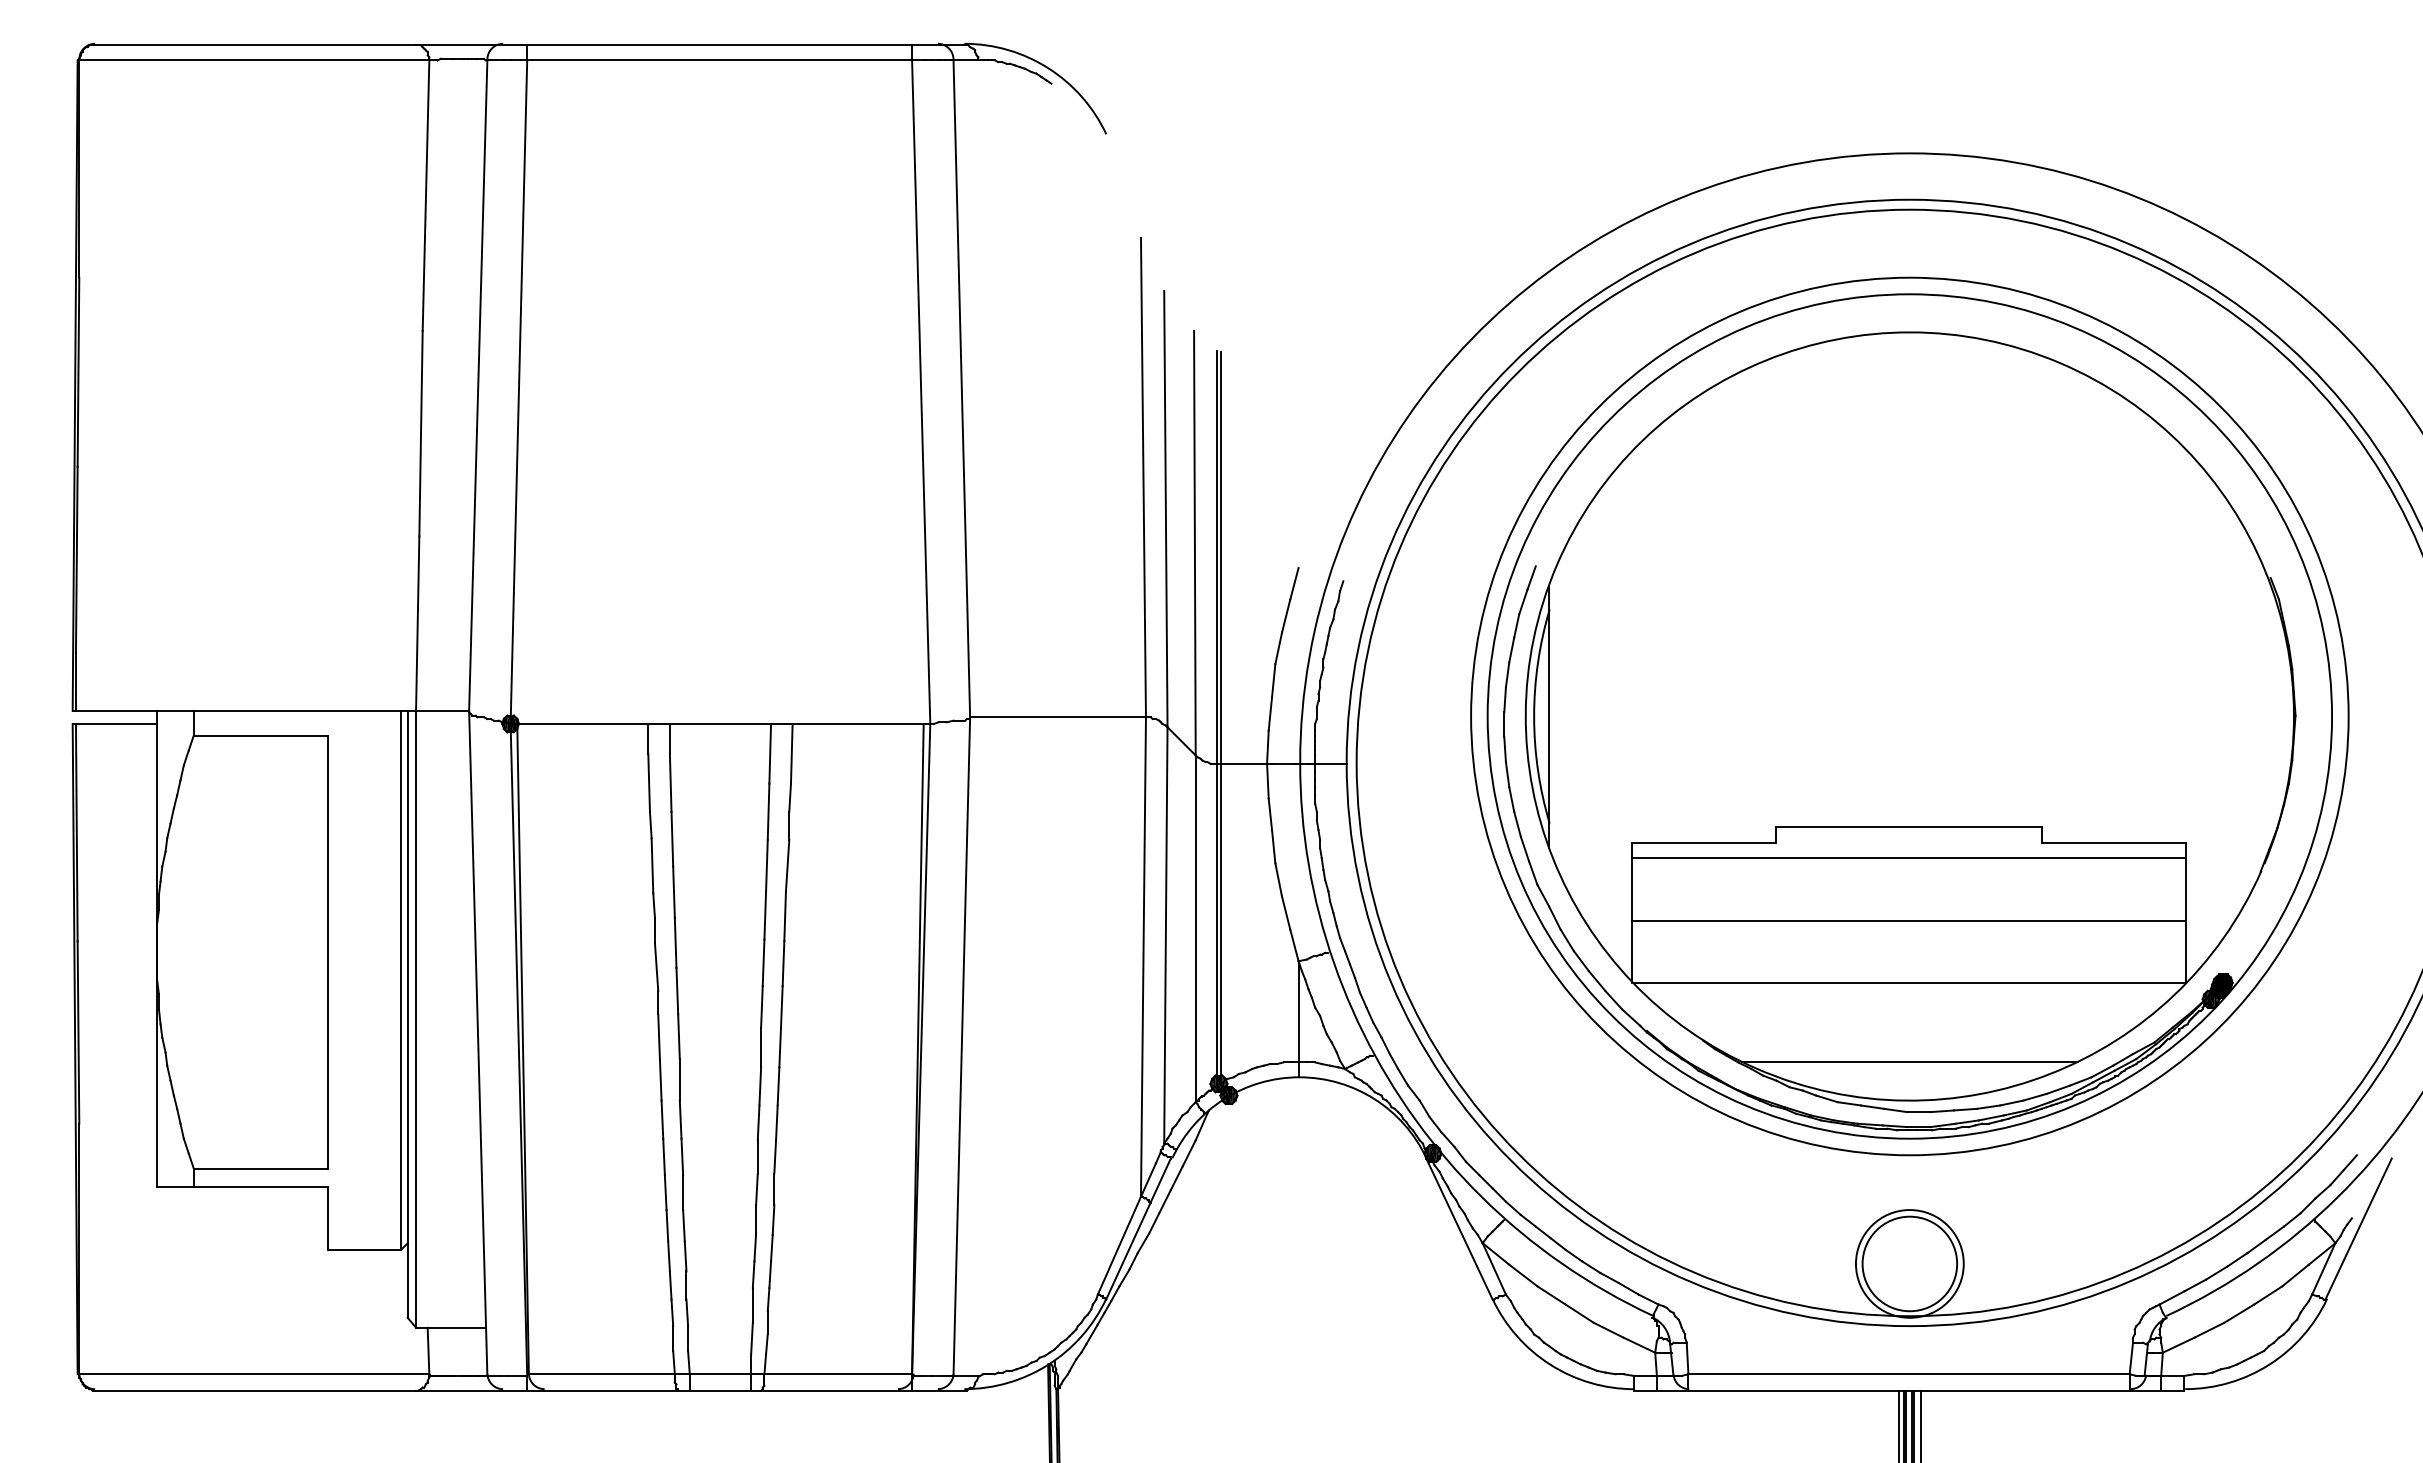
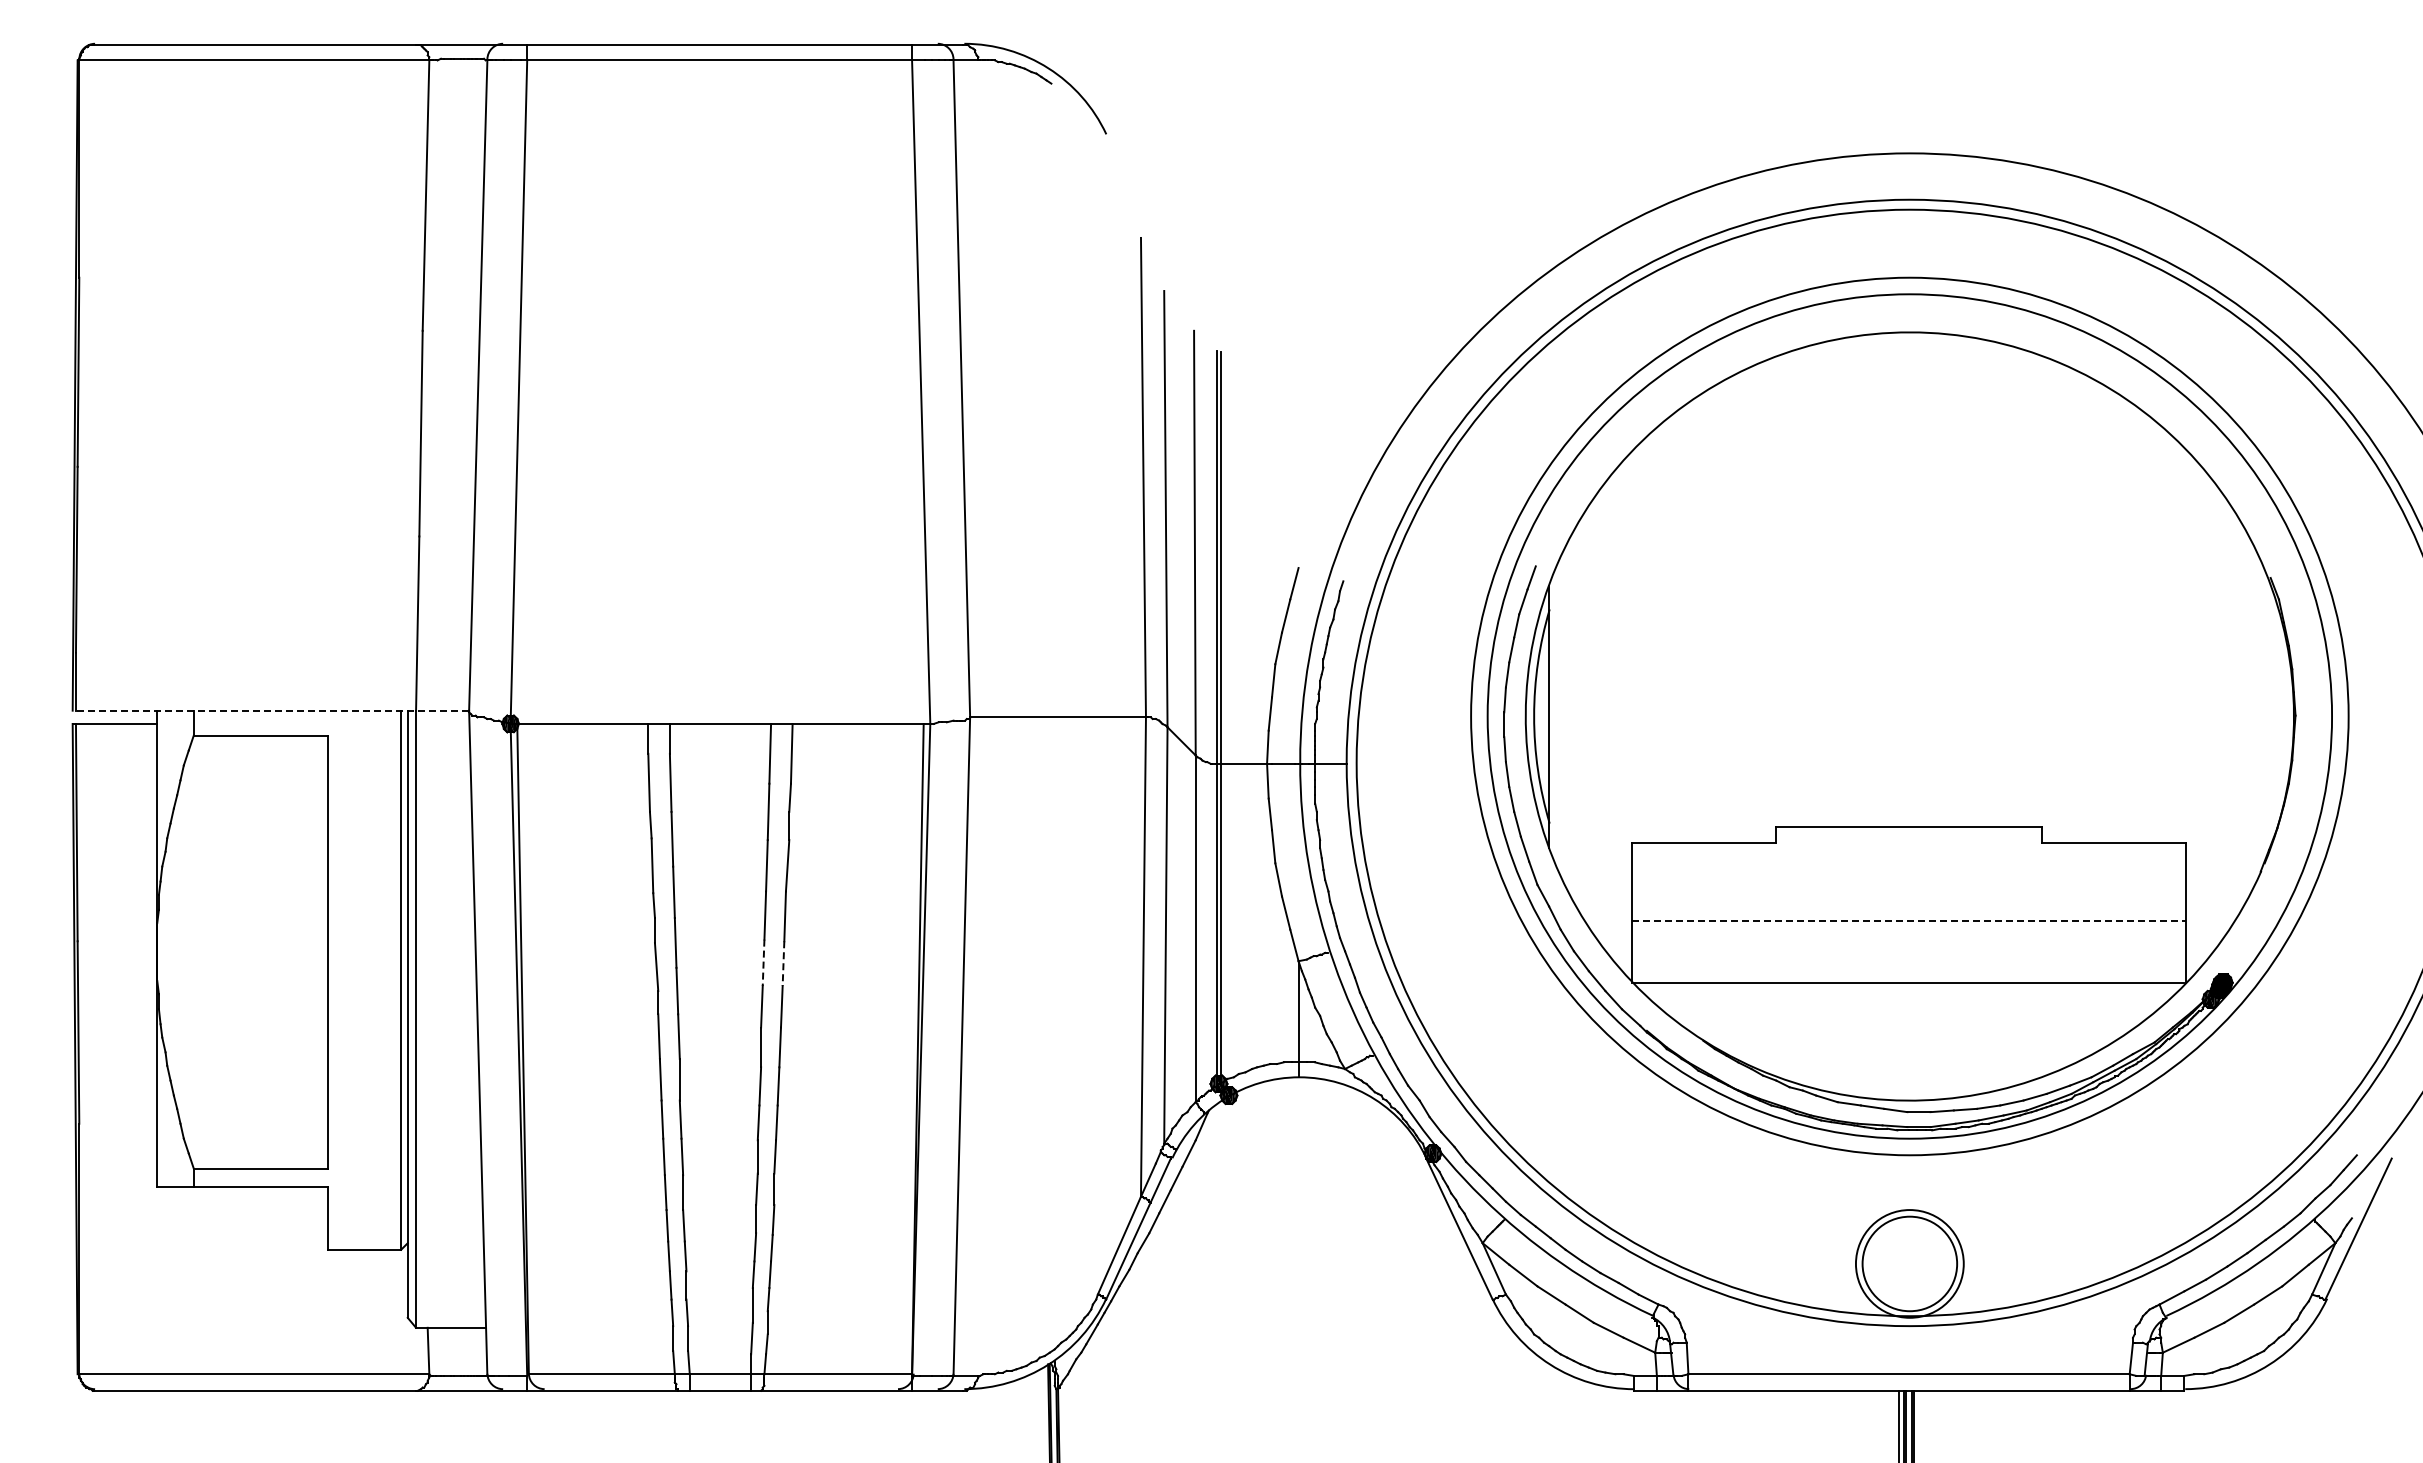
line: solid -> dashed (270, 710)
line: present -> none (1909, 858)
line: solid -> dashed (1909, 921)
line: solid -> dashed (763, 963)
line: solid -> dashed (783, 964)
line: present -> none (1909, 1062)
line: present -> none (1920, 1424)
